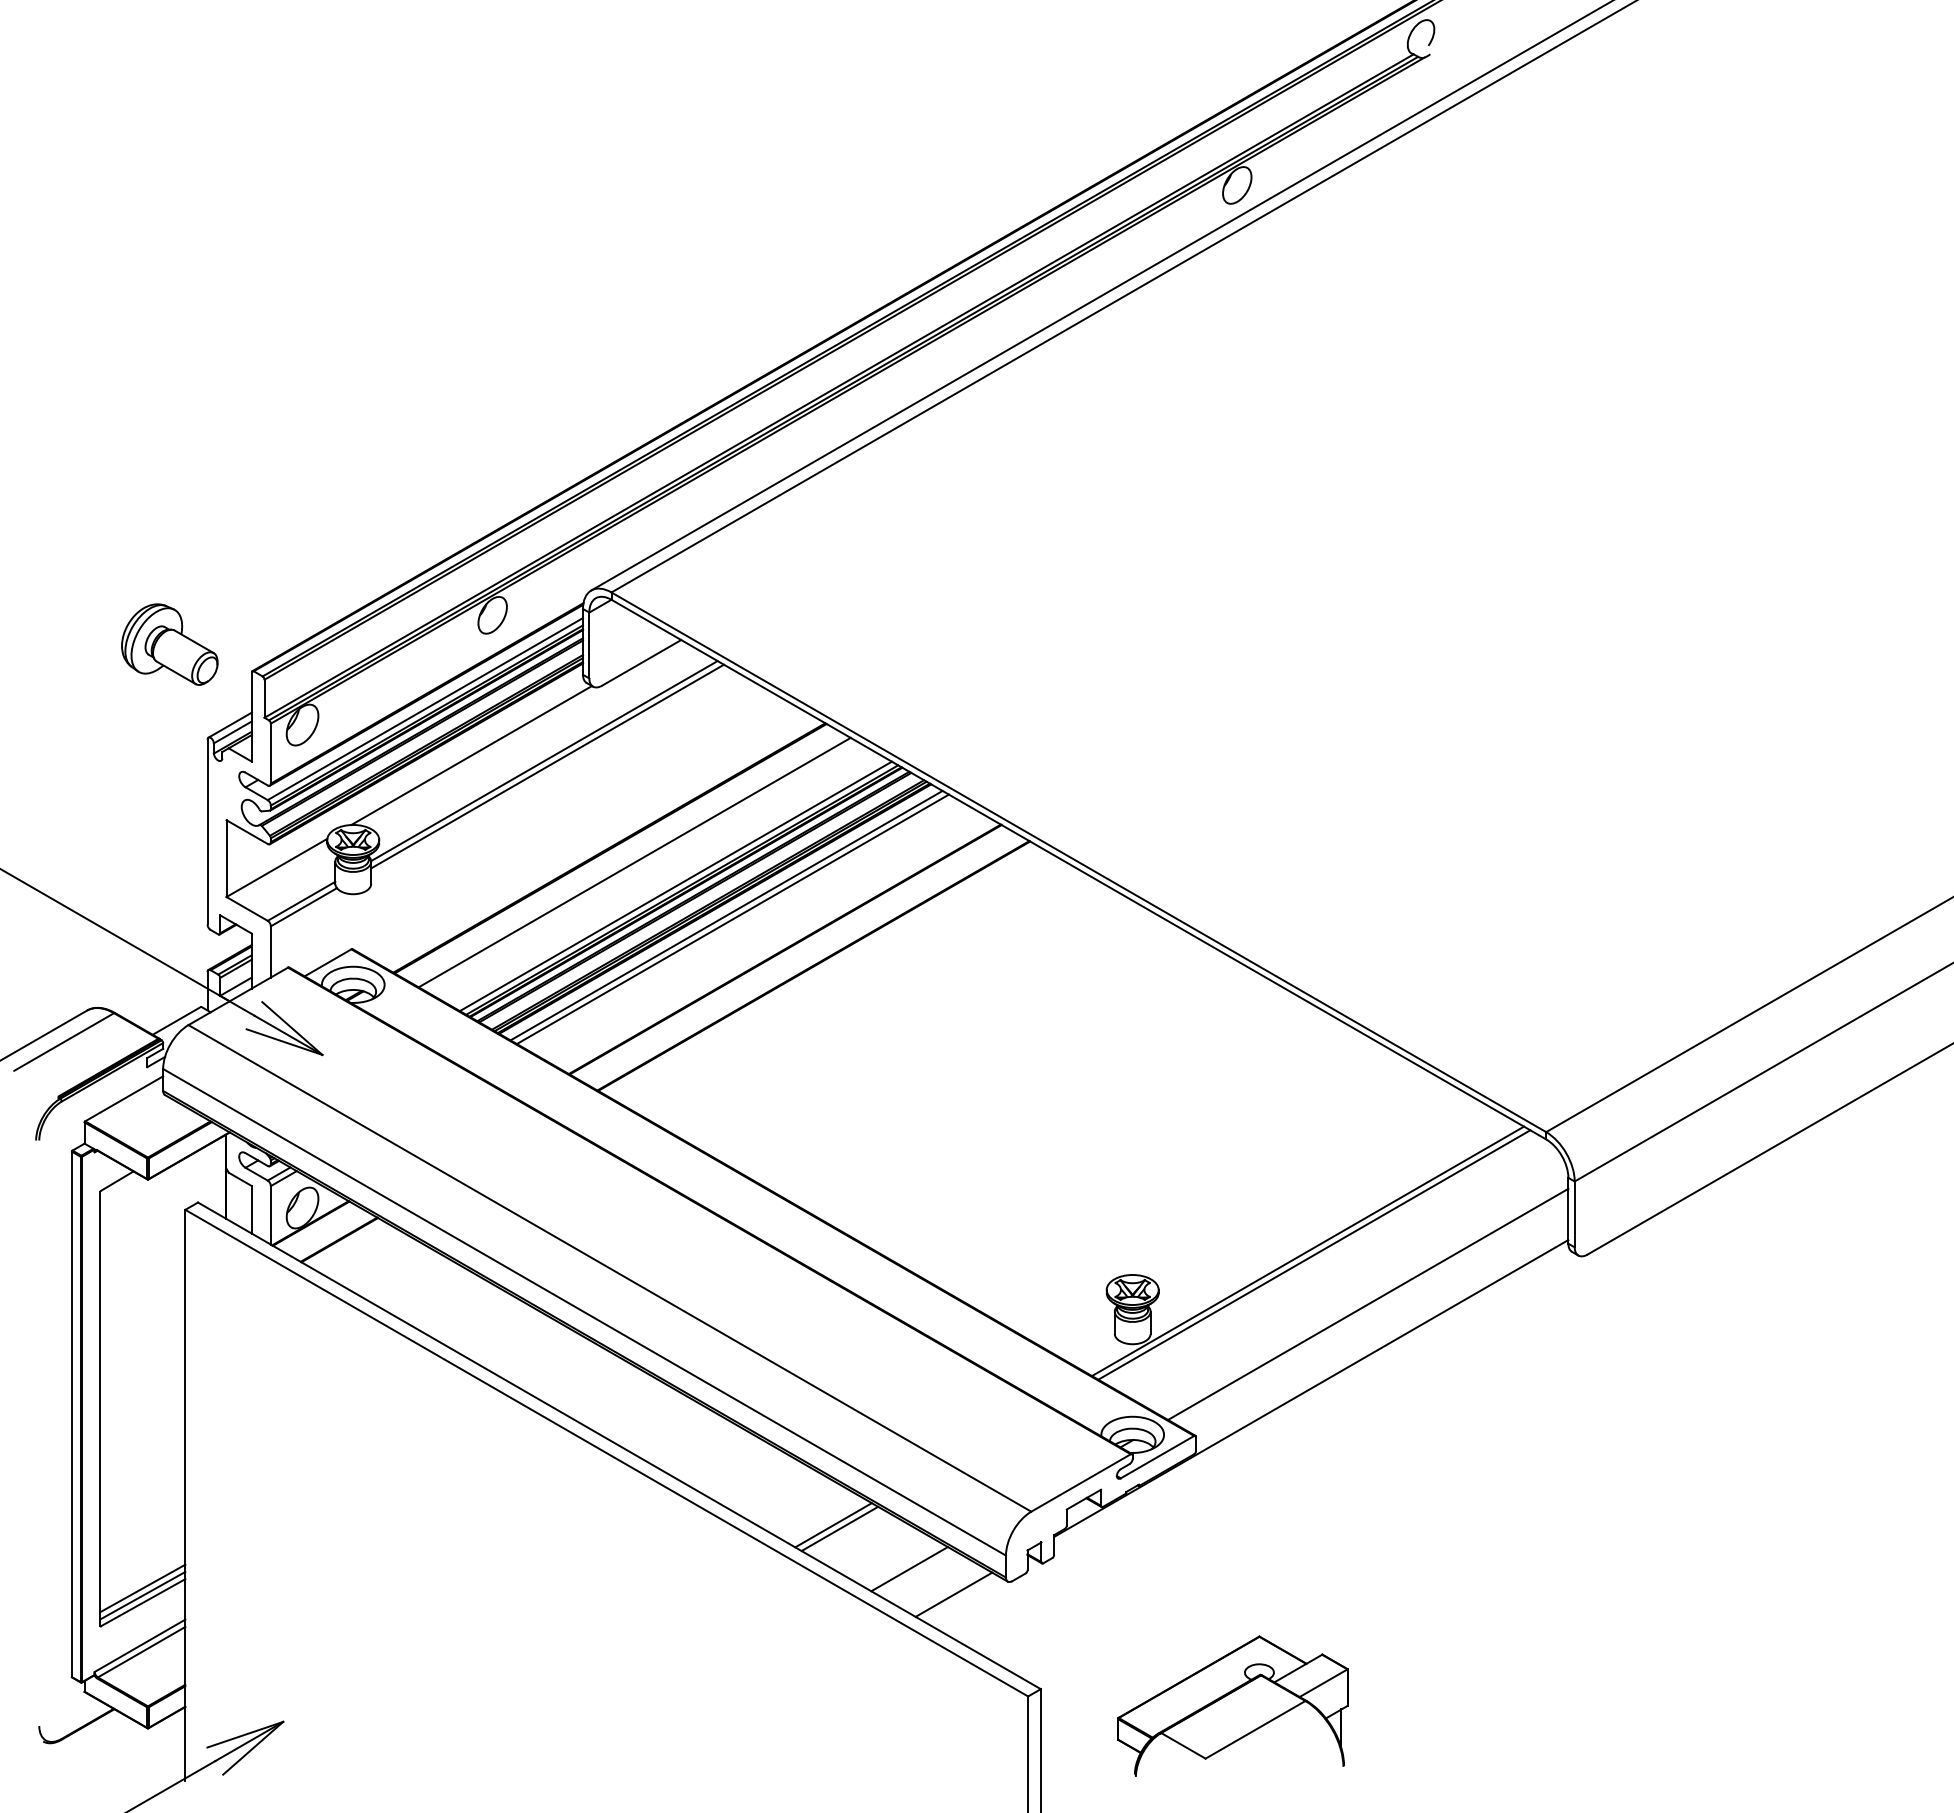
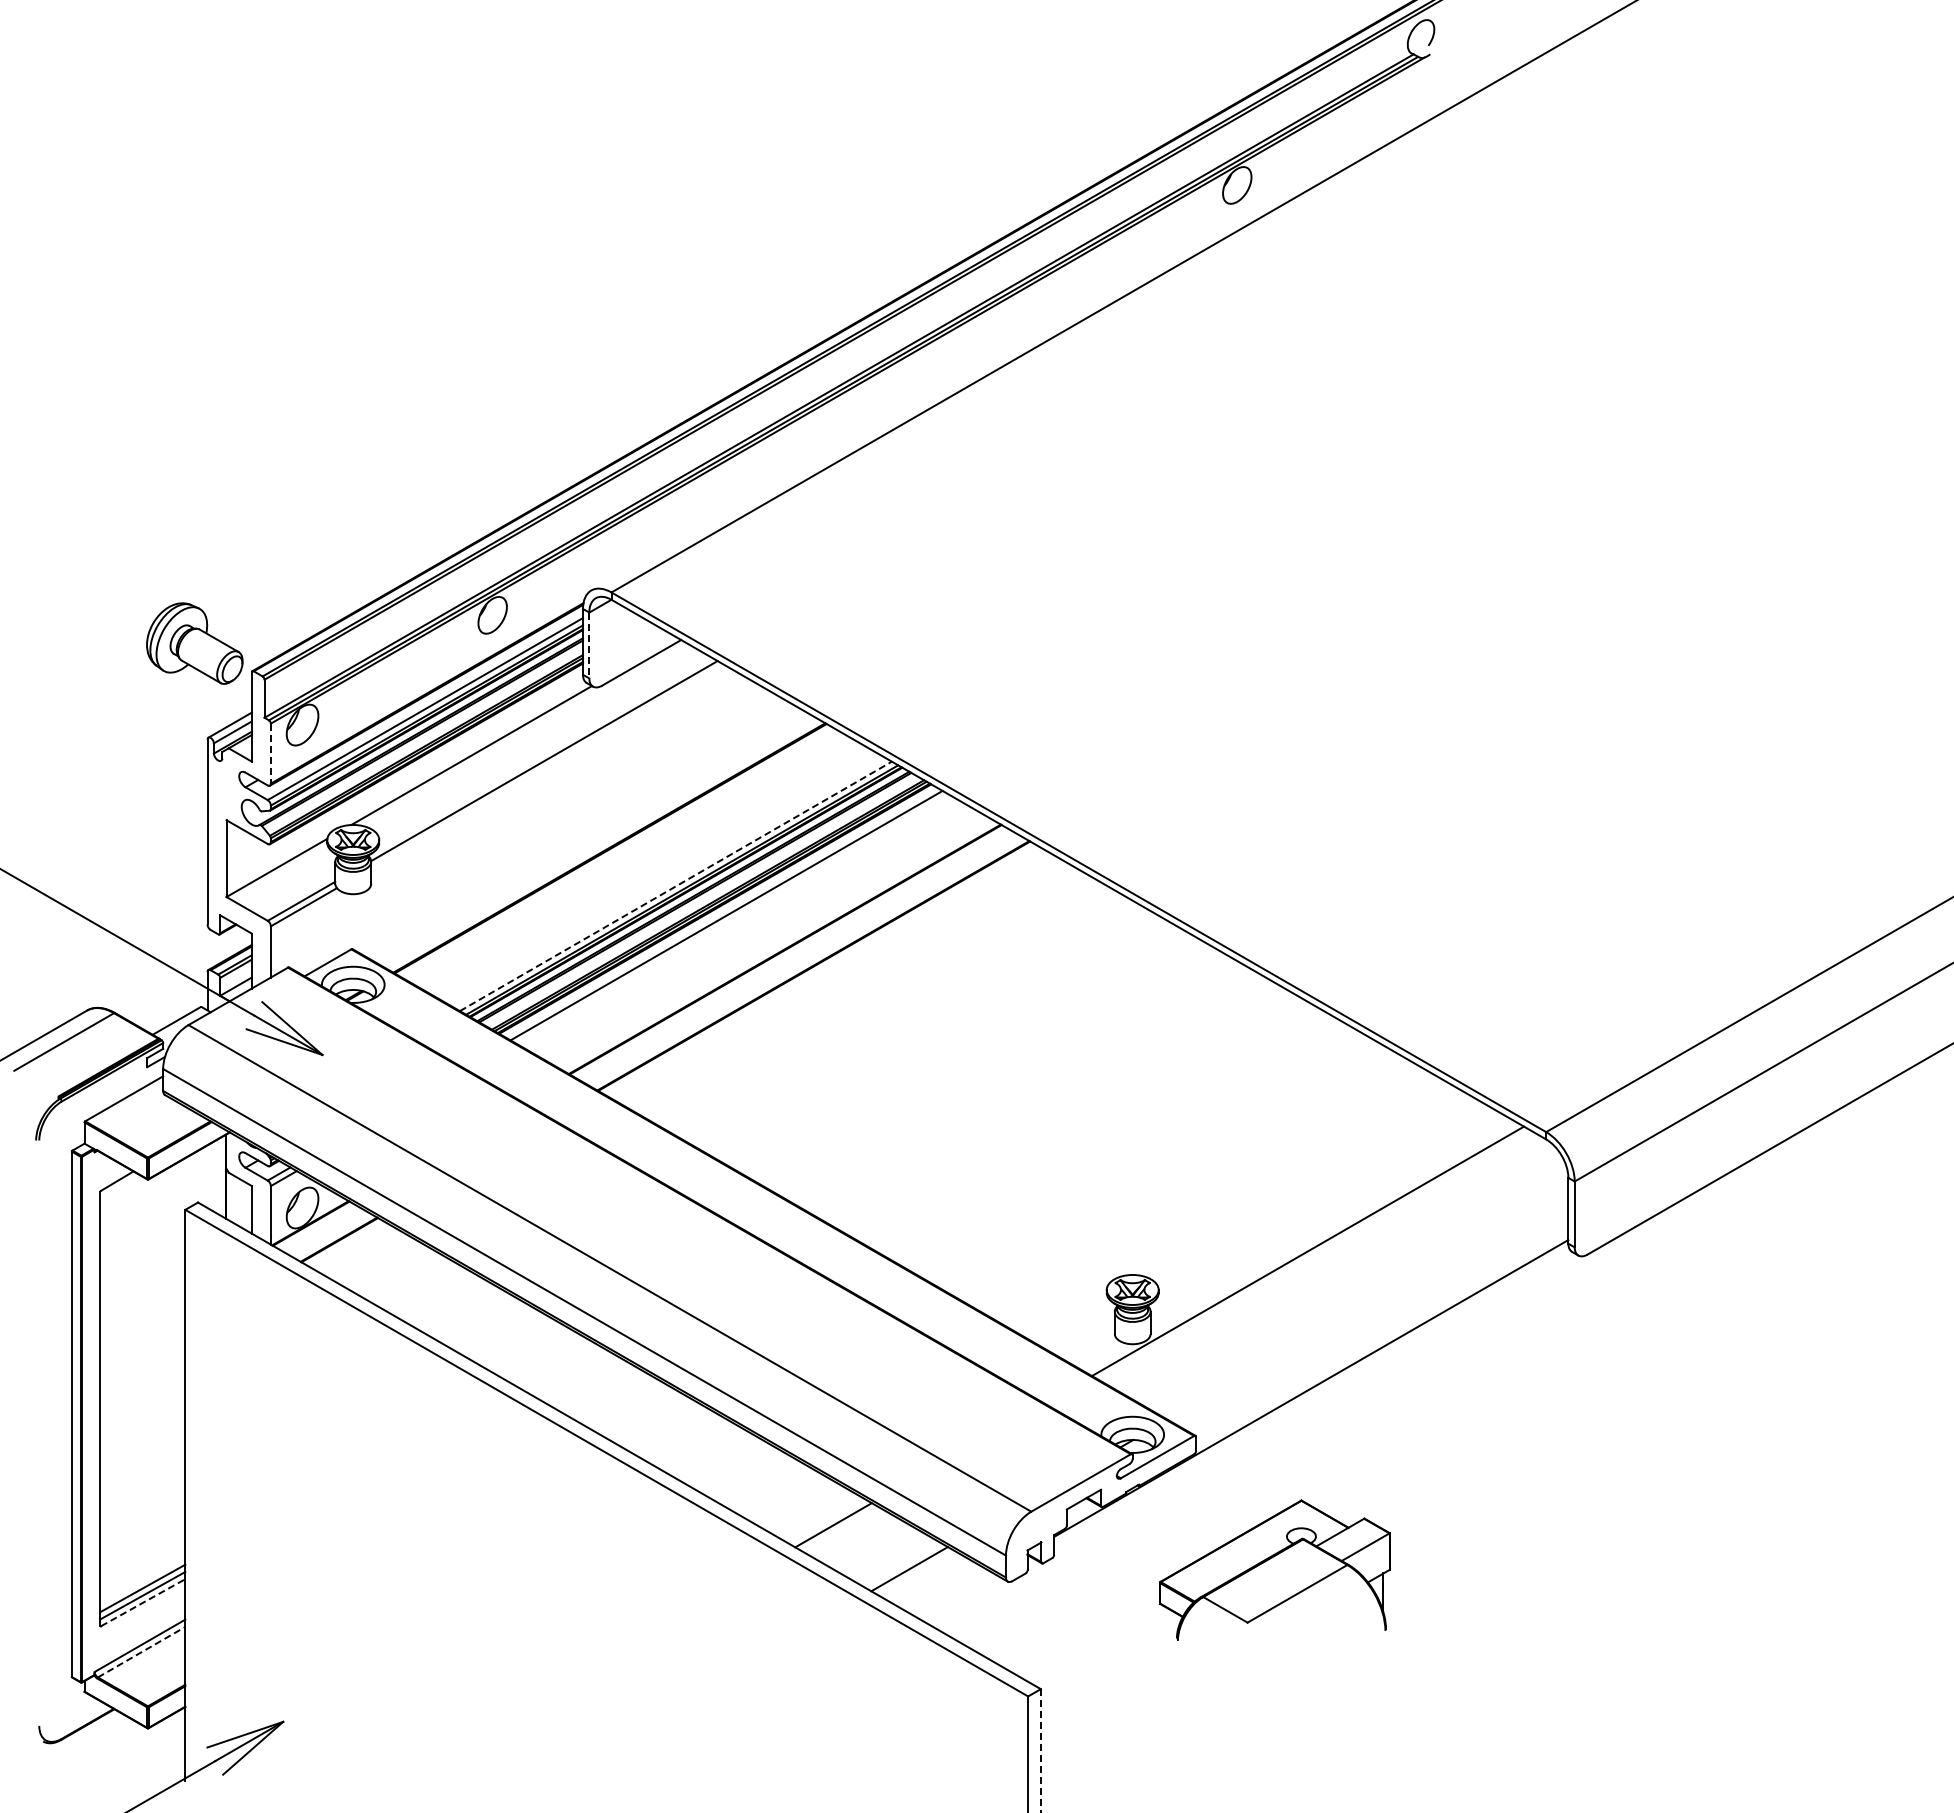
line: present -> none (1100, 296)
part position: (169, 644) -> (194, 643) (194, 643)
line: solid -> dashed (589, 645)
line: solid -> dashed (270, 754)
line: present -> none (547, 766)
line: present -> none (634, 862)
line: solid -> dashed (676, 886)
line: present -> none (732, 919)
line: present -> none (1314, 1254)
line: present -> none (1368, 1303)
line: present -> none (839, 1528)
line: present -> none (953, 1594)
line: solid -> dashed (143, 1602)
line: solid -> dashed (142, 1651)
part position: (1232, 1705) -> (1274, 1569) (1274, 1569)
line: solid -> dashed (1040, 1751)
